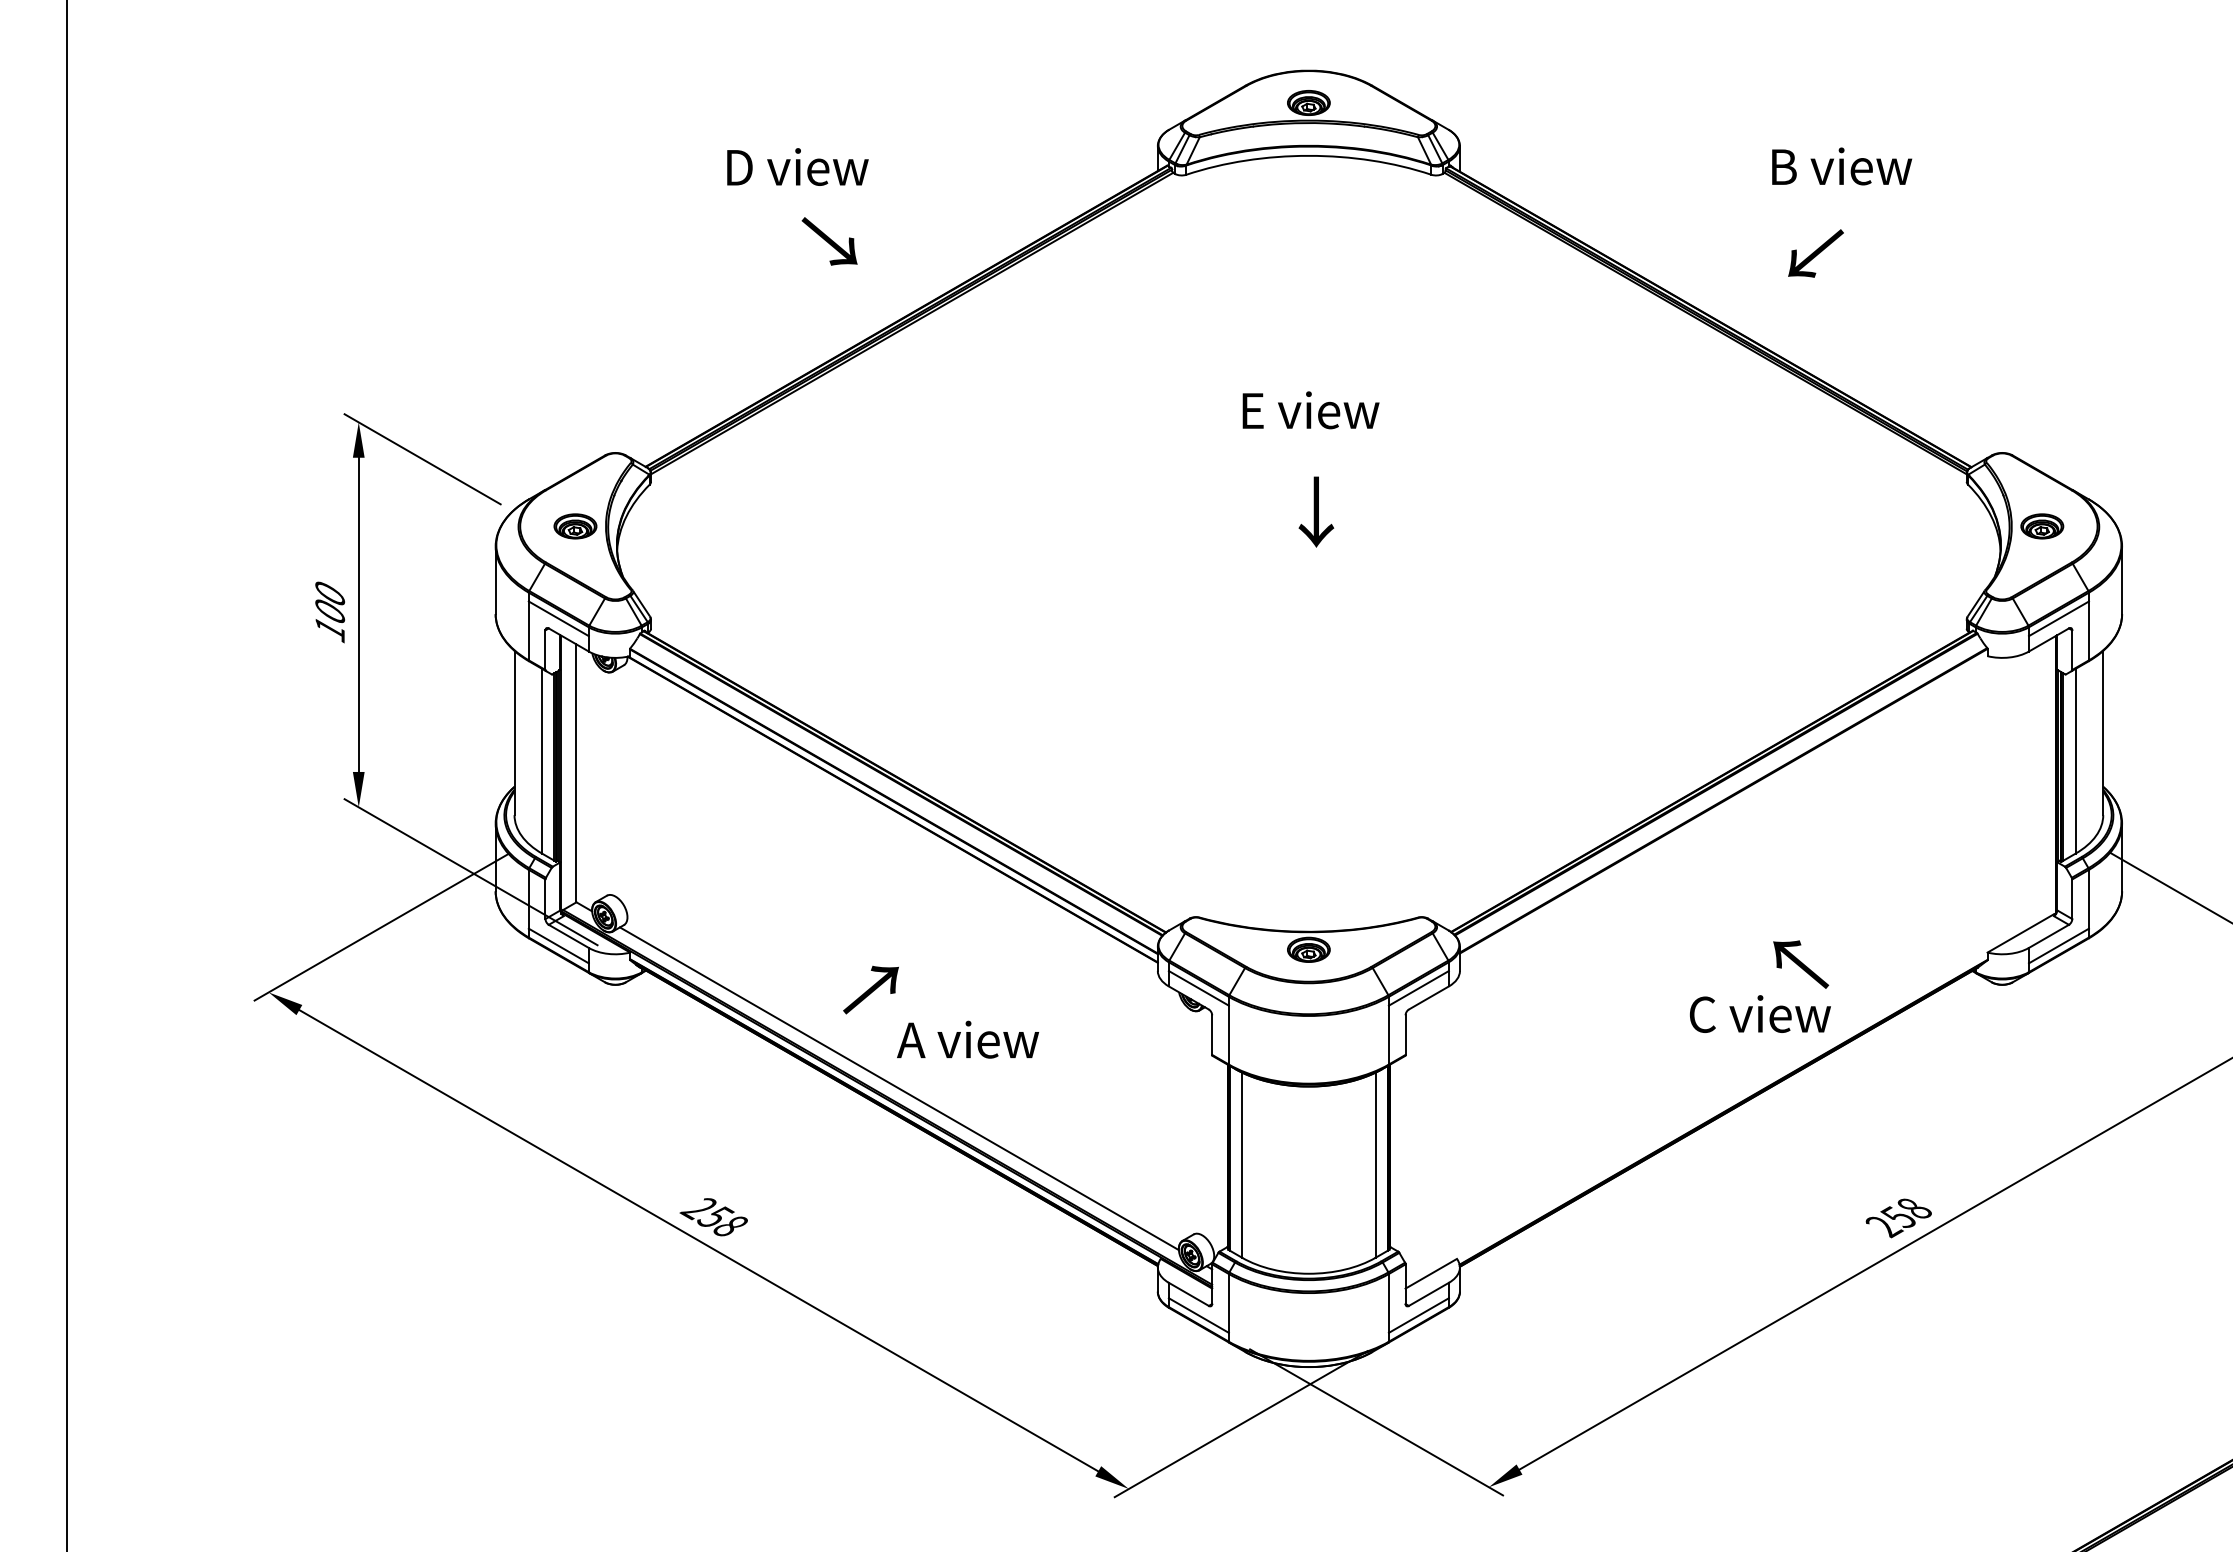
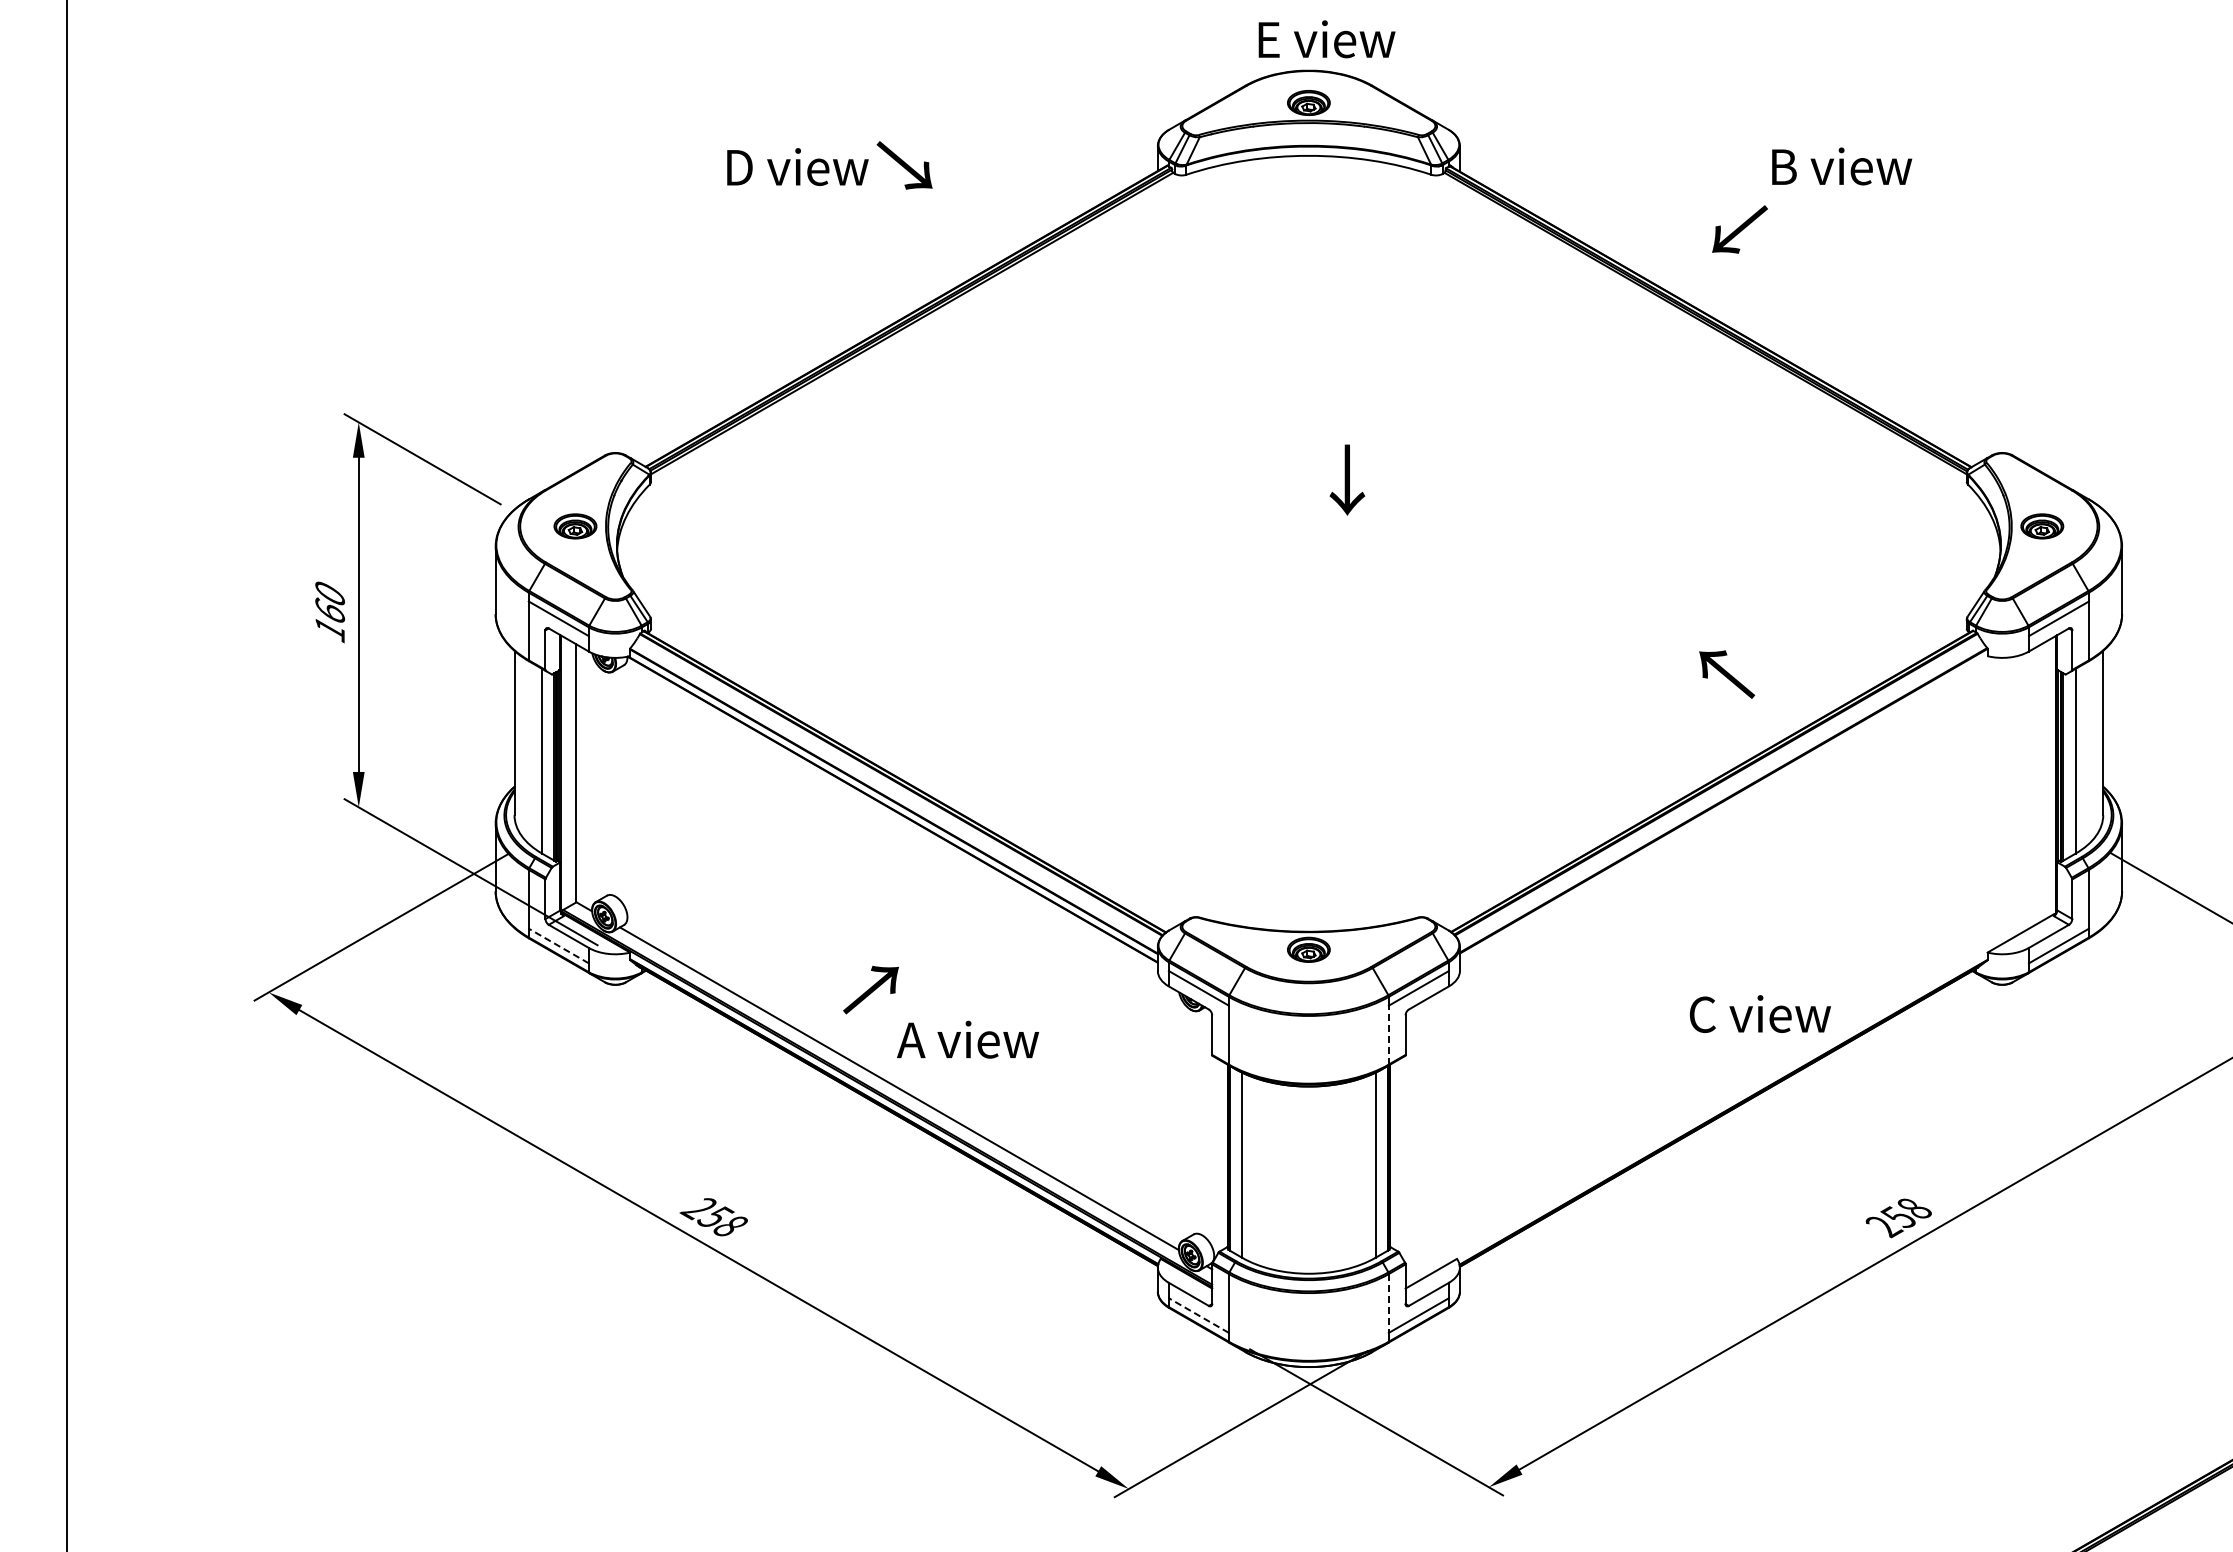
text position: (829, 241) -> (904, 165) (904, 165)
text position: (1815, 253) -> (1739, 229) (1739, 229)
text position: (1310, 410) -> (1326, 39) (1326, 39)
text position: (1316, 511) -> (1347, 479) (1347, 479)
text: 100 -> 160 (329, 610)
line: solid -> dashed (558, 946)
text position: (1801, 964) -> (1727, 674) (1727, 674)
line: solid -> dashed (1388, 1034)
line: solid -> dashed (1388, 1303)
line: solid -> dashed (1198, 1315)
